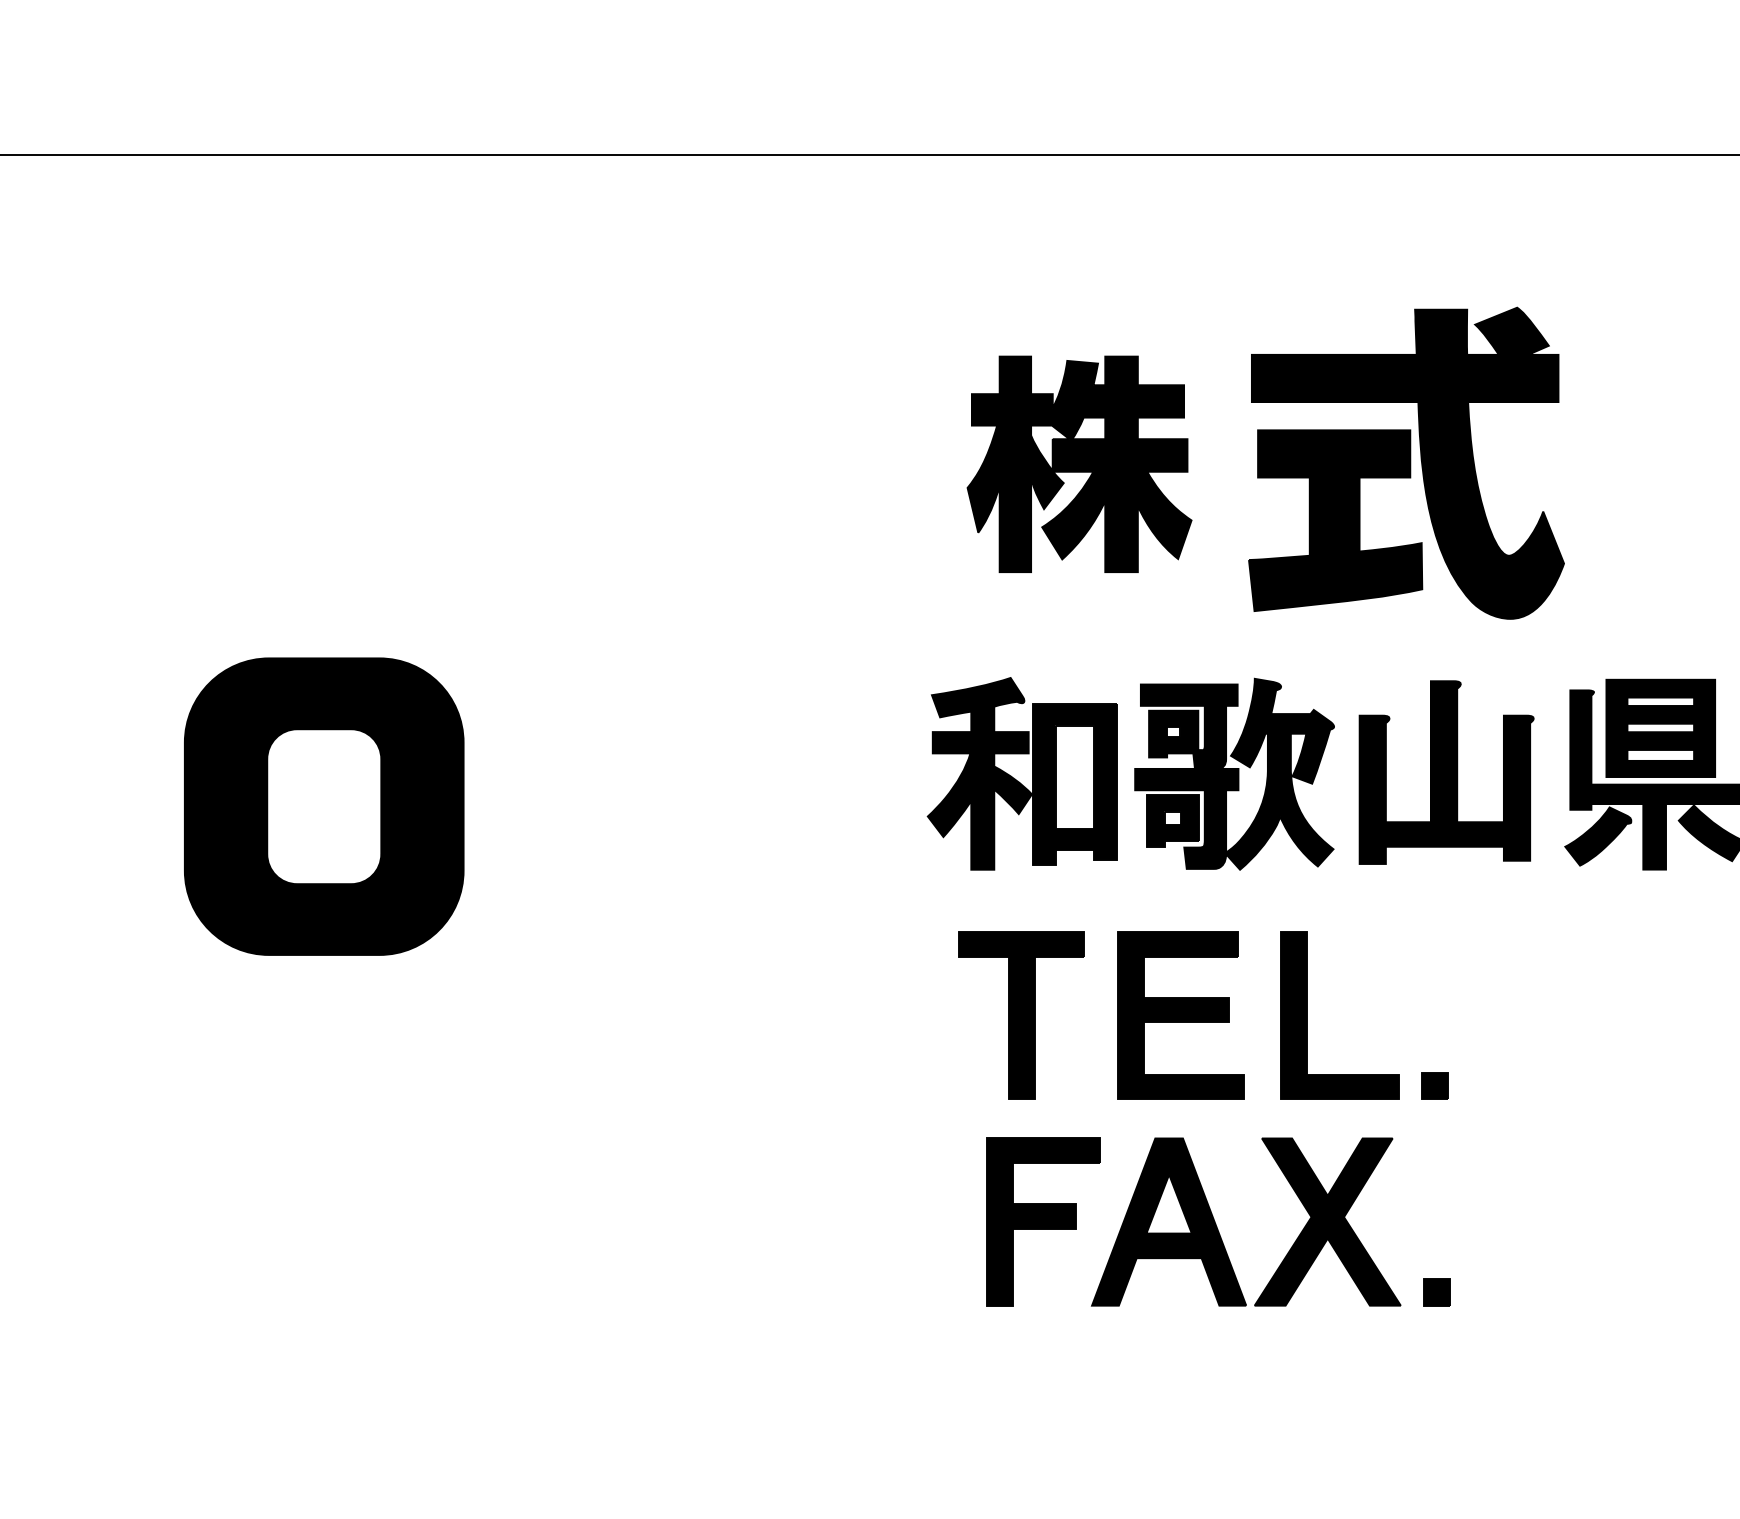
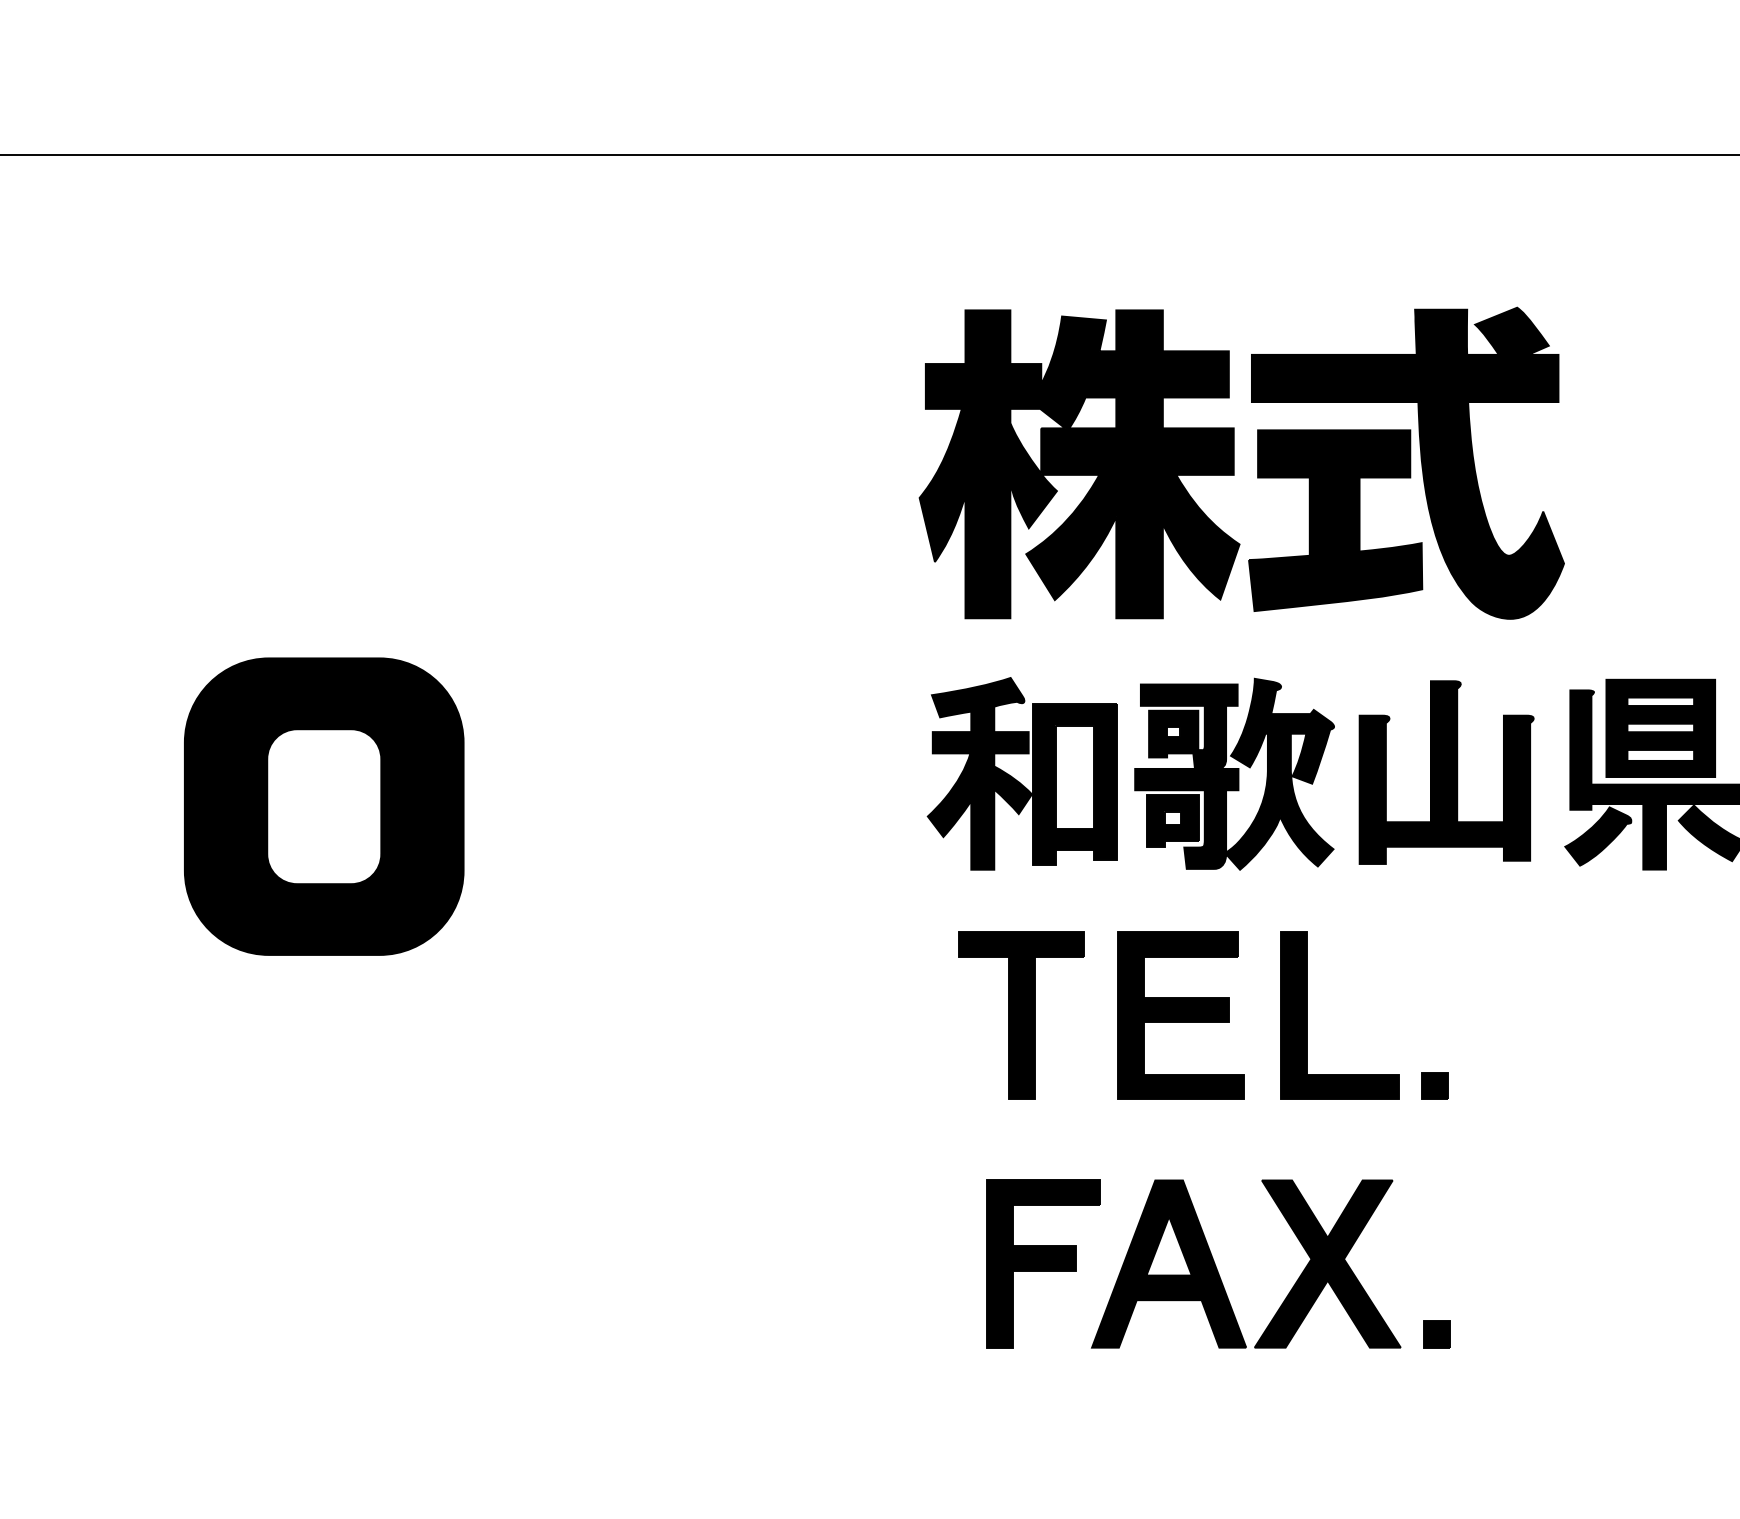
part size: 227x218 px -> 323x311 px (1079, 464)
part position: (1218, 1221) -> (1218, 1263) (1218, 1263)
